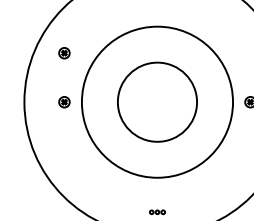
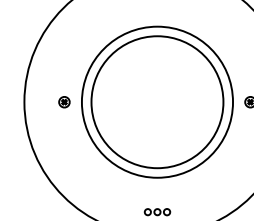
part: present -> none (64, 53)
circle diameter: 79 px -> 132 px (157, 102)
part size: 17x7 px -> 29x9 px (157, 212)
